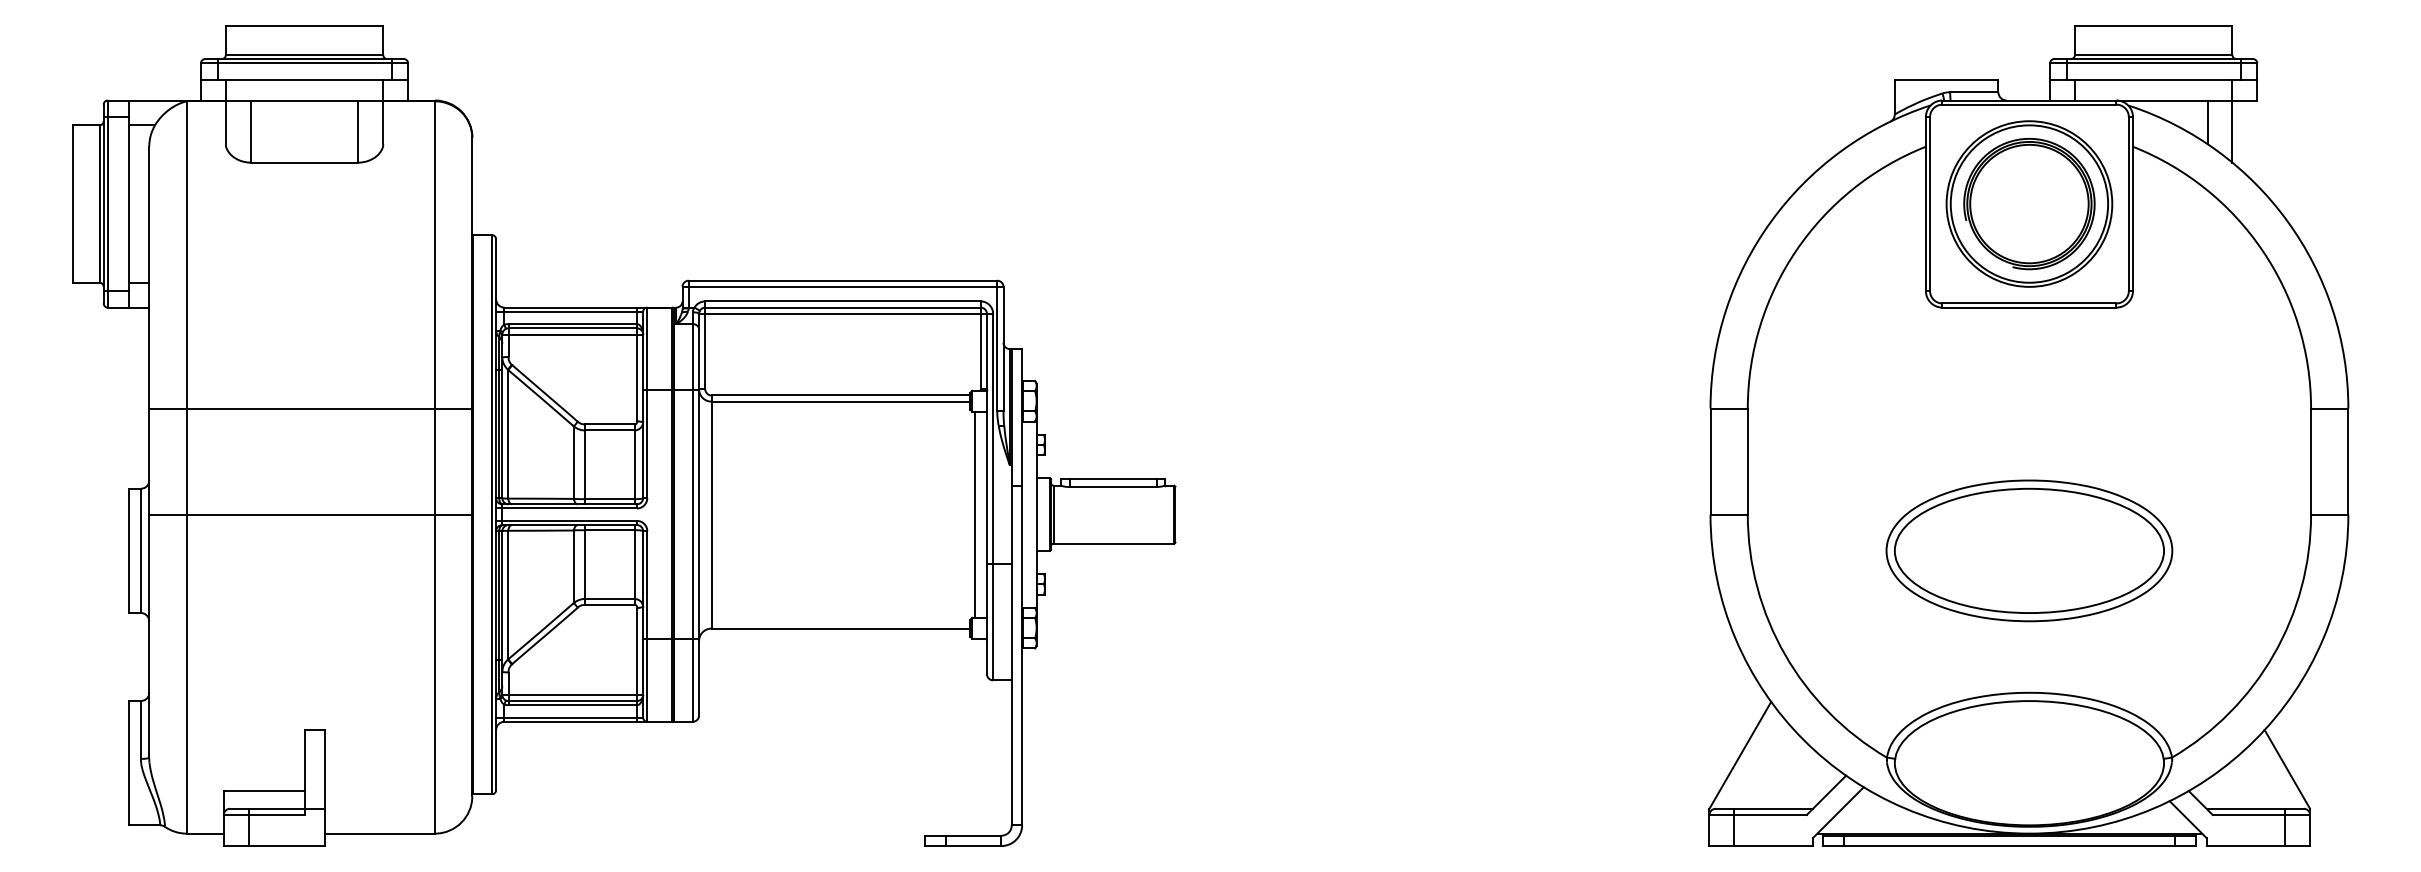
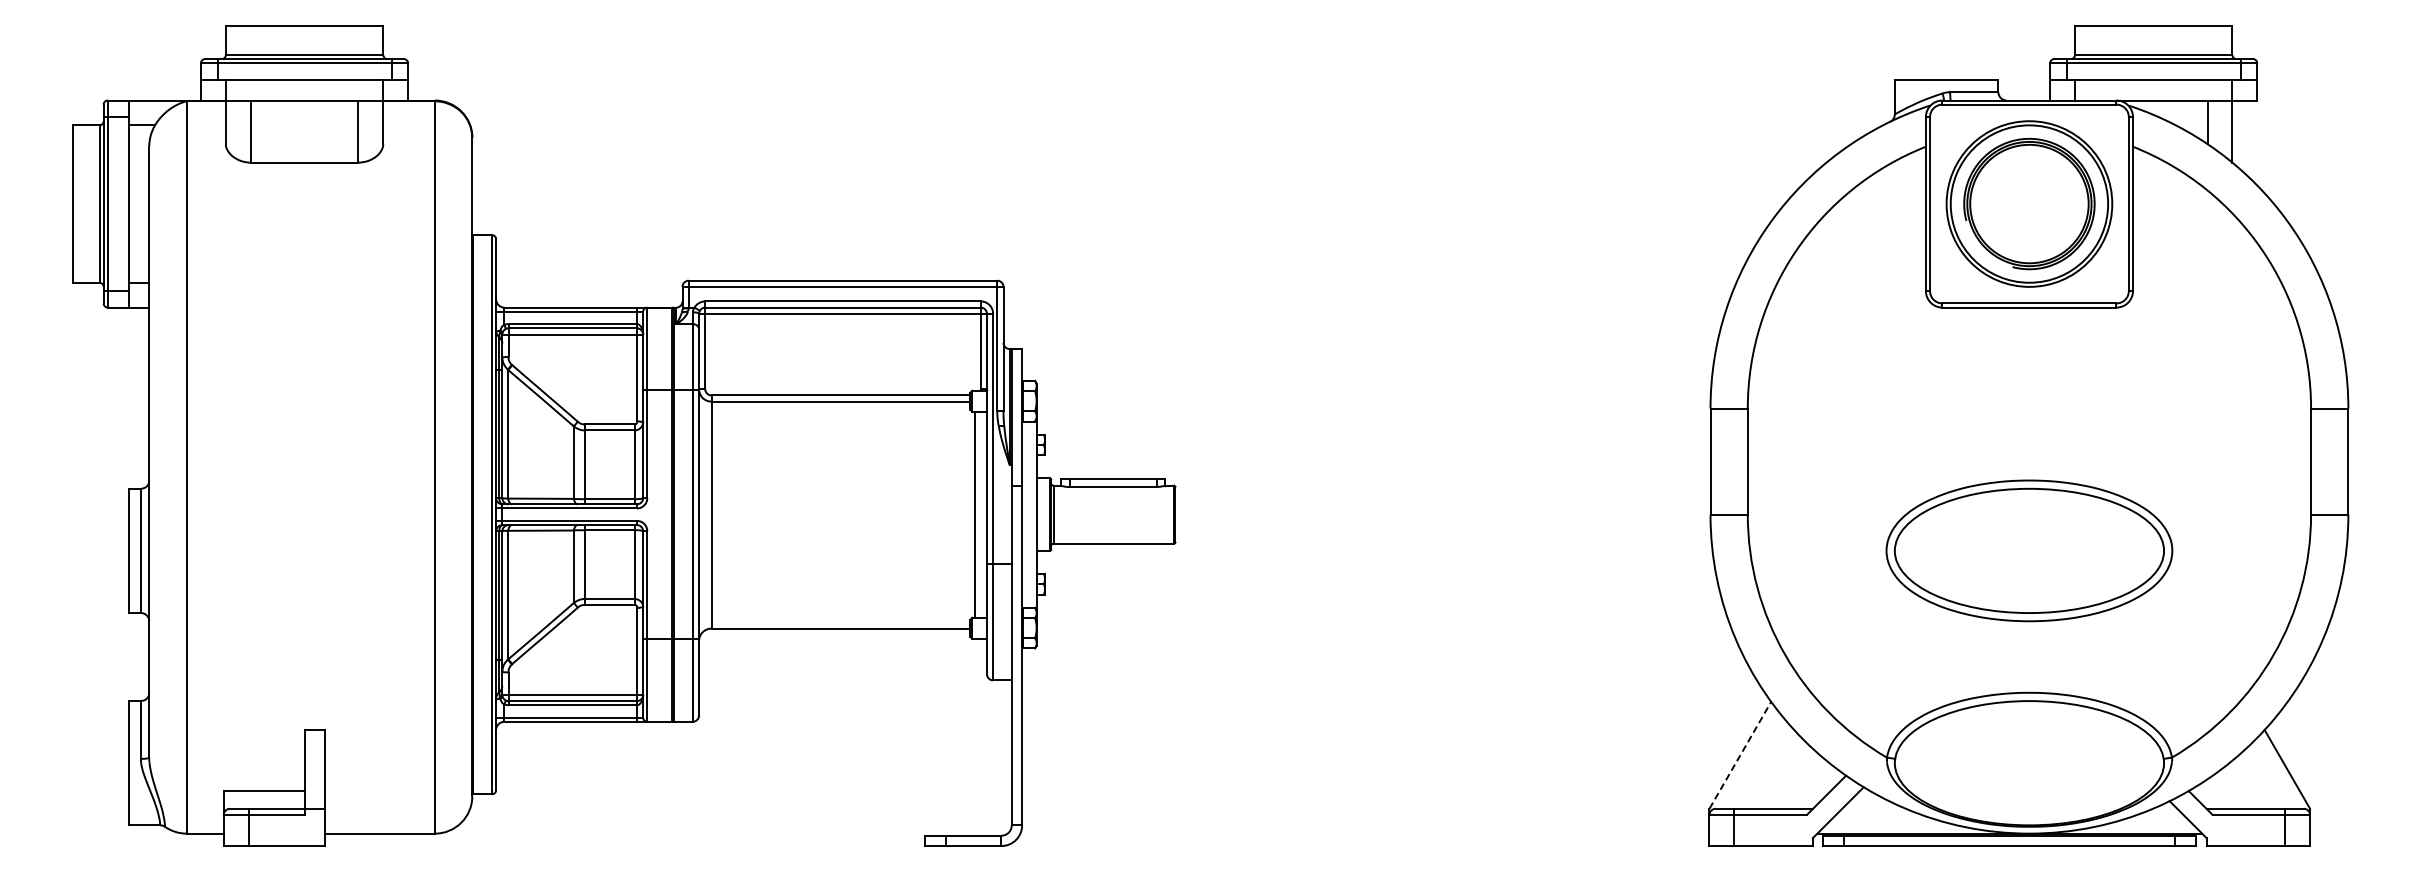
line: present -> none (310, 408)
line: present -> none (310, 514)
line: solid -> dashed (1740, 755)
